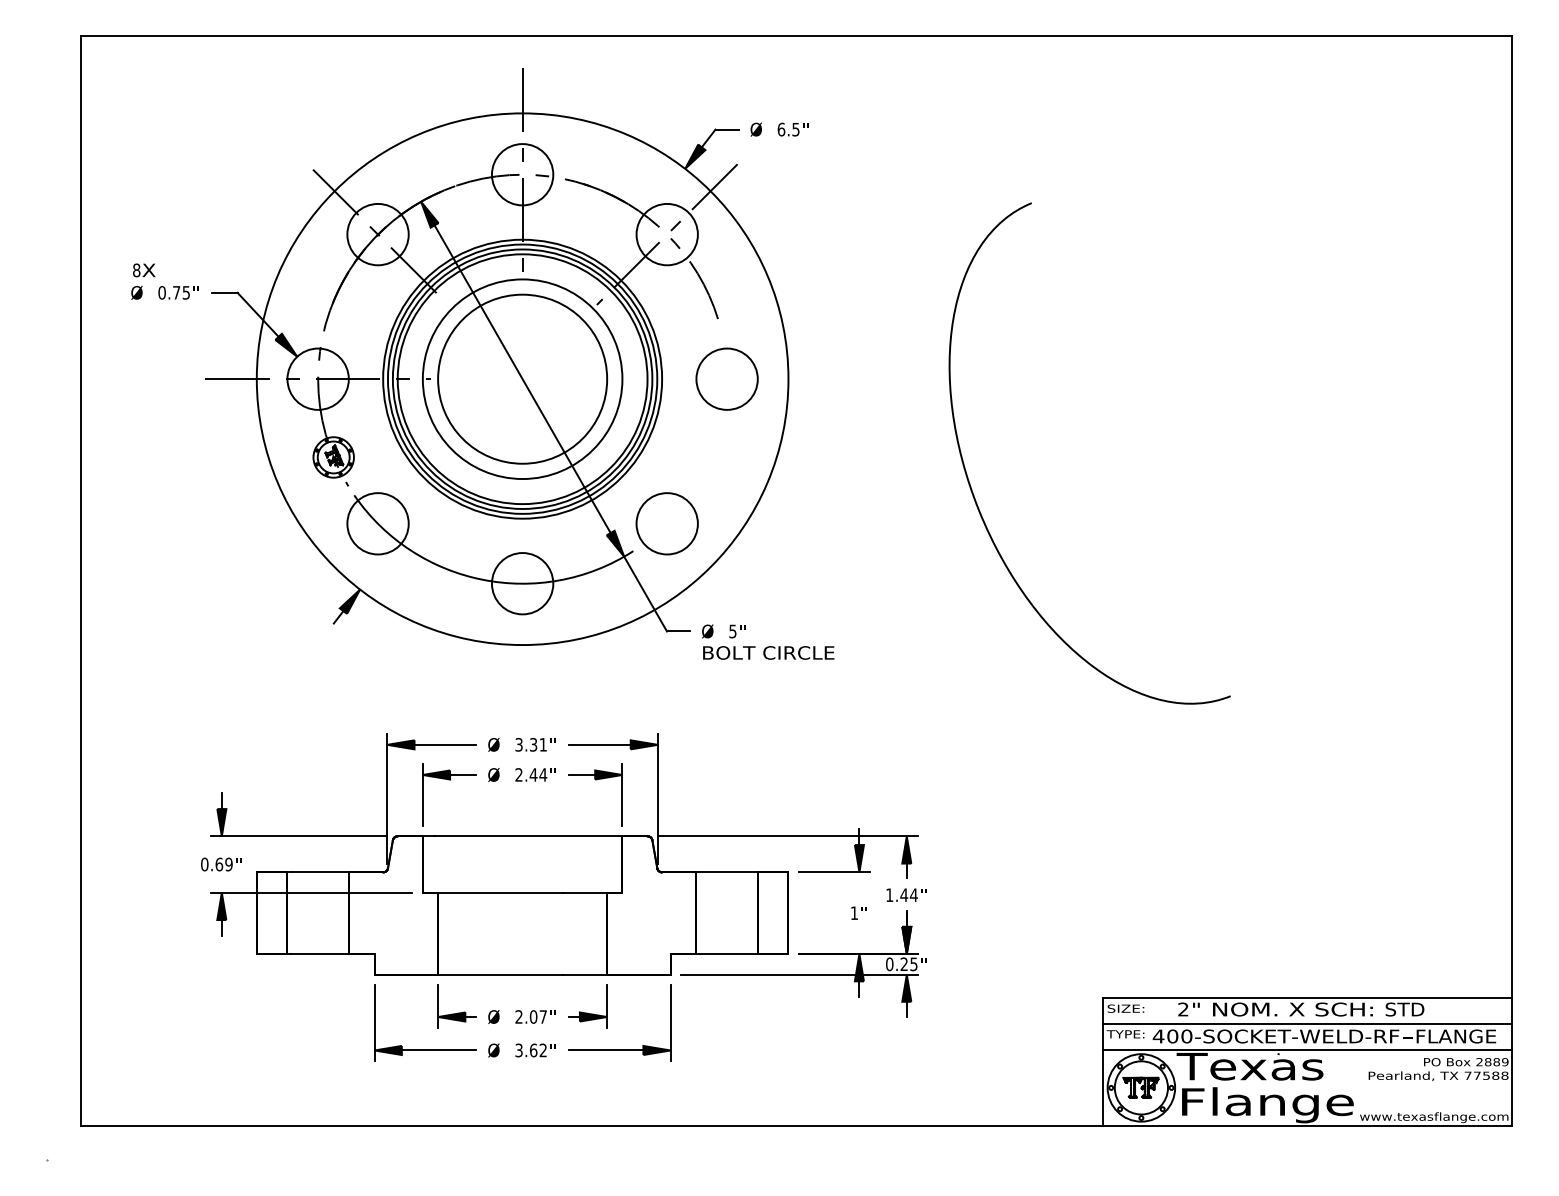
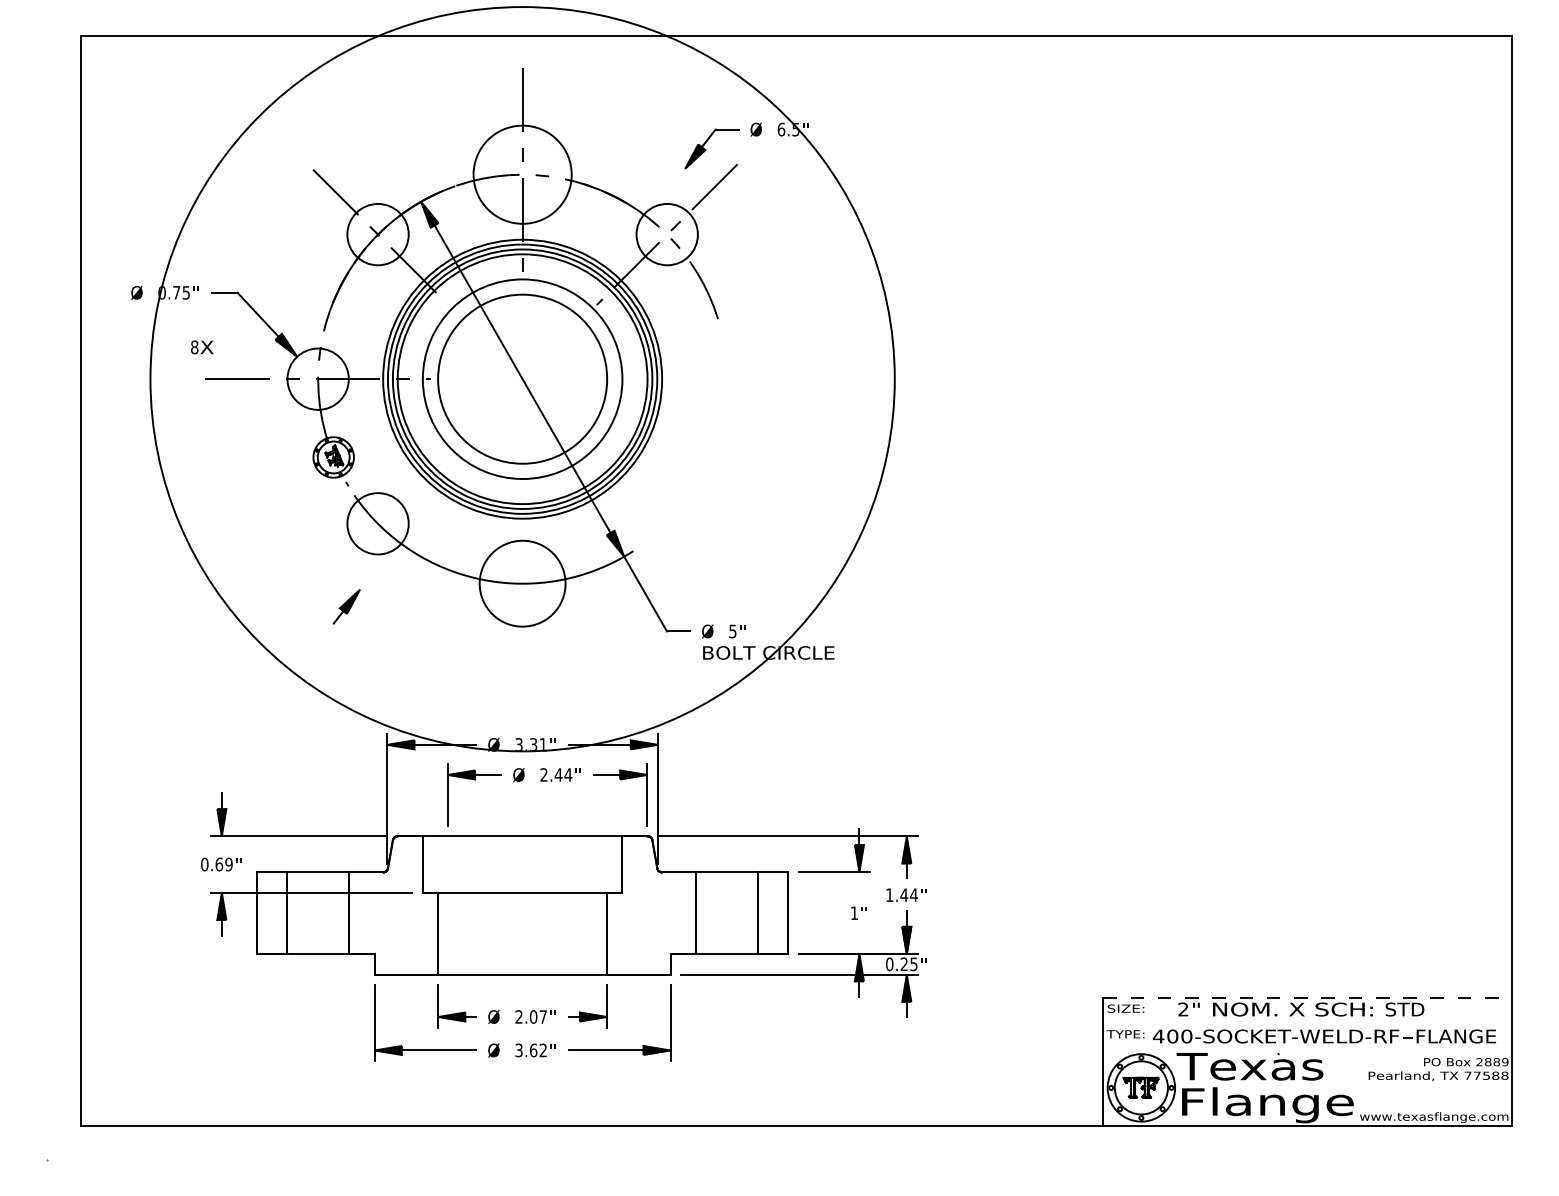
circle diameter: 61 px -> 98 px (522, 174)
text position: (144, 270) -> (202, 347) (202, 347)
circle: present -> none (726, 378)
circle diameter: 532 px -> 744 px (522, 379)
curve: present -> none (975, 497)
circle: present -> none (666, 523)
circle diameter: 61 px -> 86 px (522, 583)
part position: (522, 781) -> (547, 781) (547, 781)
line: solid -> dashed (1308, 998)
line: present -> none (1307, 1024)
line: present -> none (1307, 1049)
